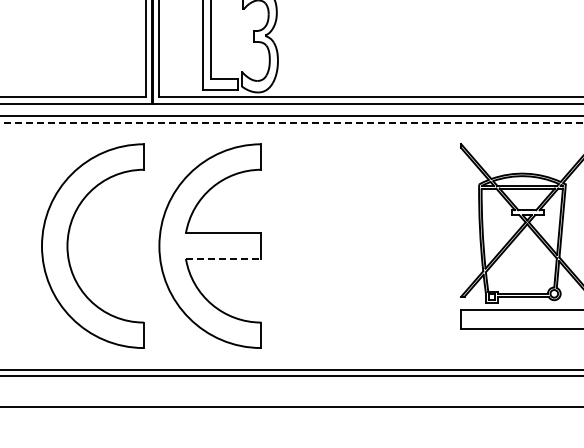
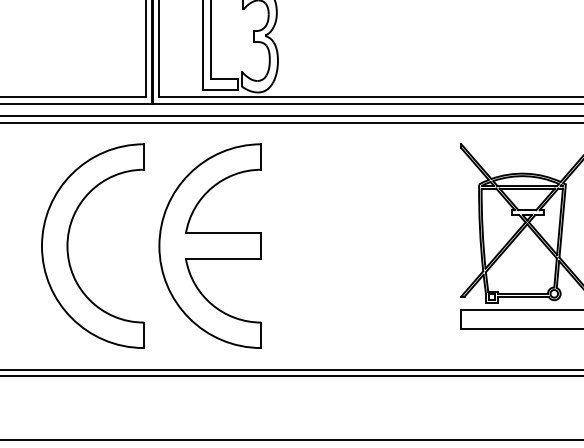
line: dashed -> solid (292, 122)
line: dashed -> solid (223, 258)
line position: (291, 406) -> (291, 439) (291, 439)
